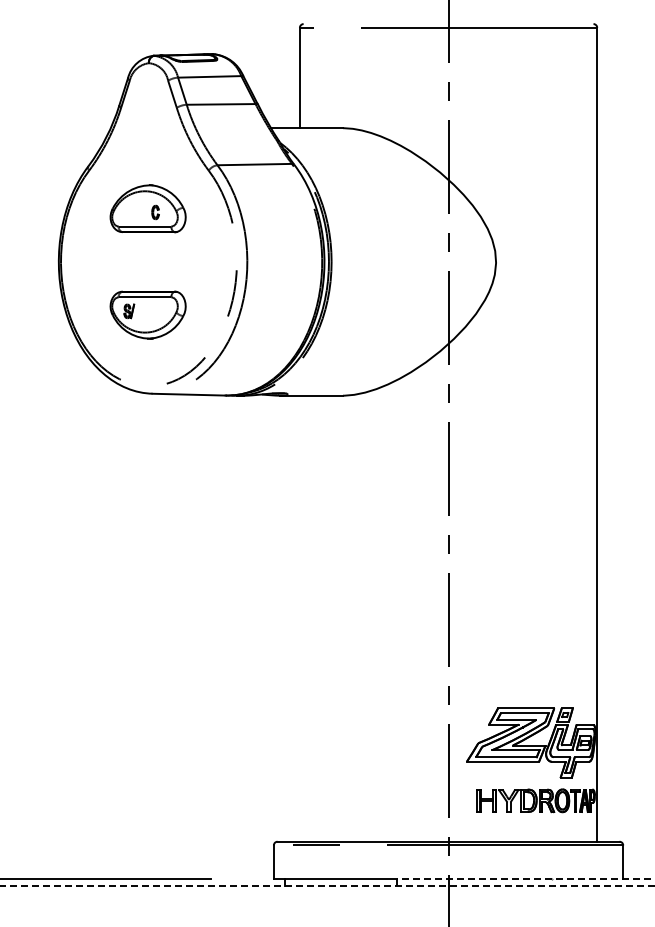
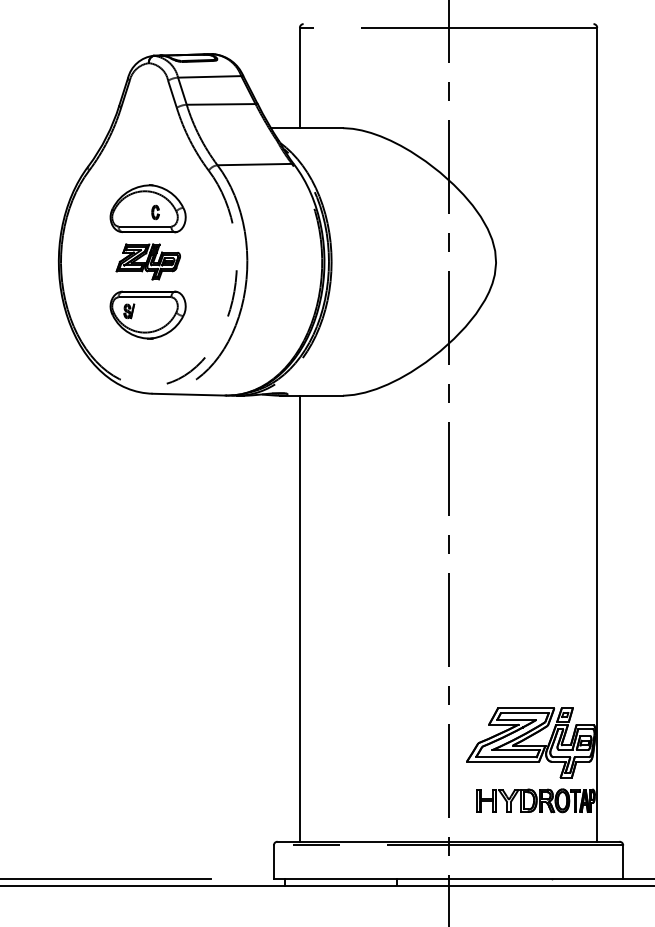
part: none -> present (147, 261)
line: none -> present (299, 618)
line: dashed -> solid (525, 878)
line: dashed -> solid (327, 885)
